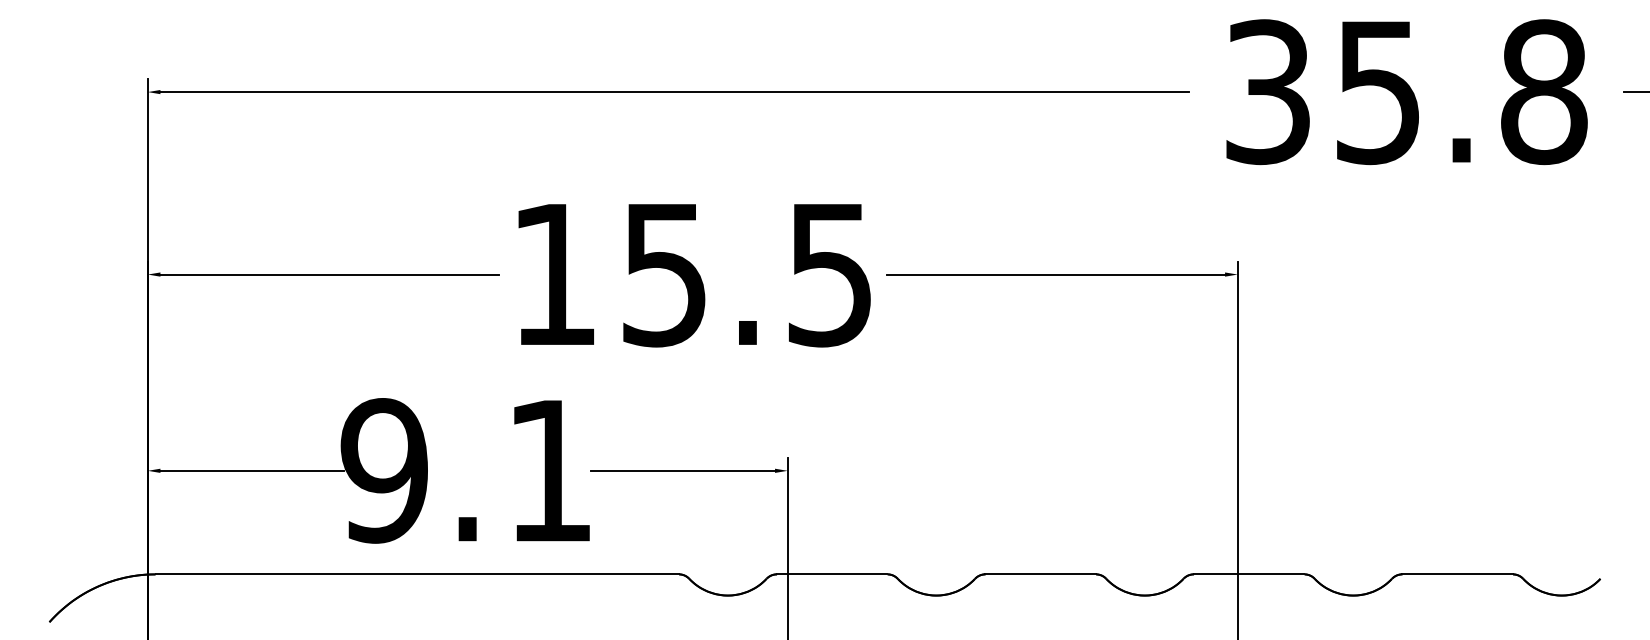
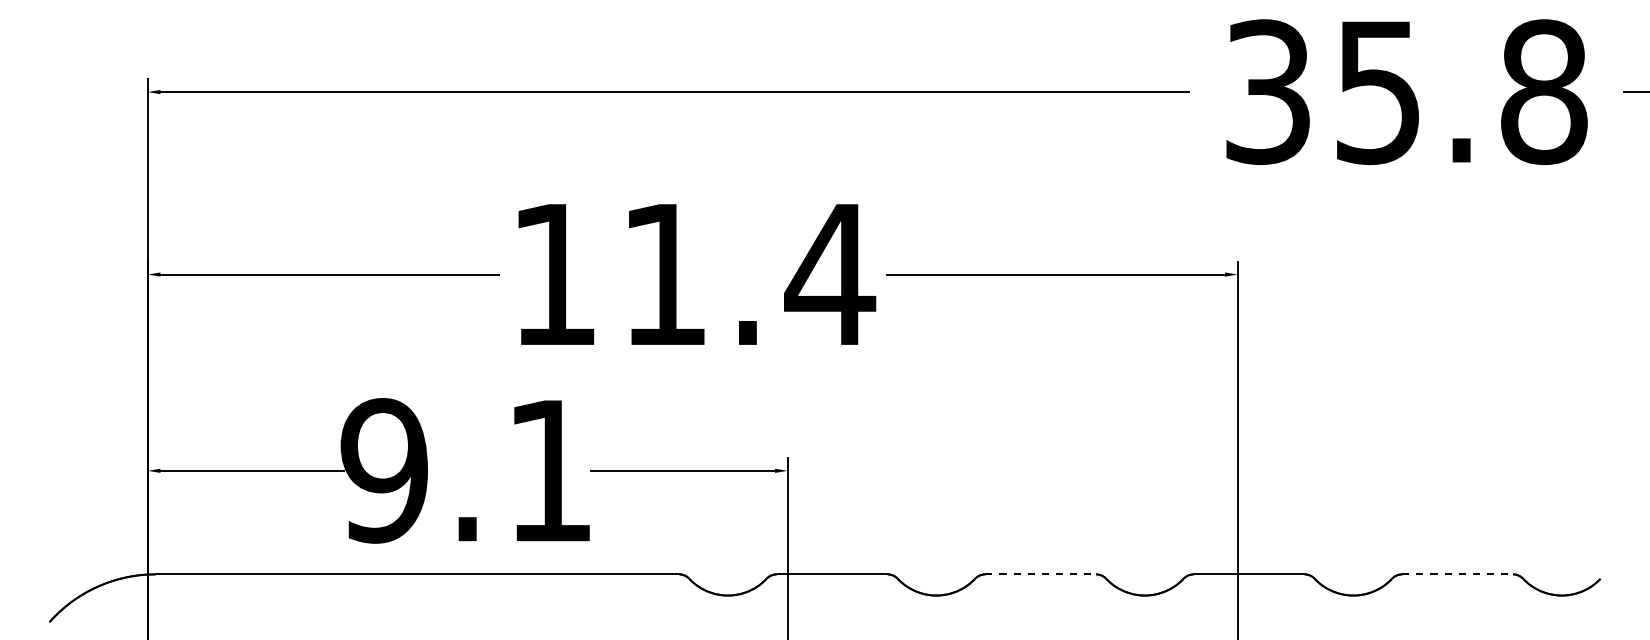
text: 15.5 -> 11.4 (749, 275)
line: solid -> dashed (1041, 574)
line: solid -> dashed (1458, 574)
